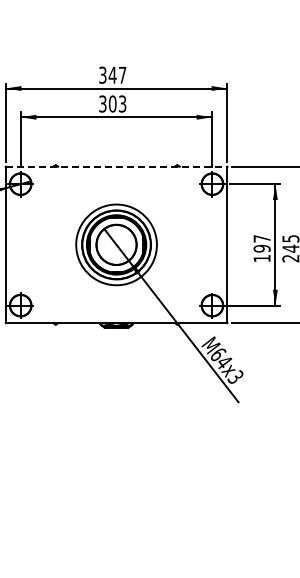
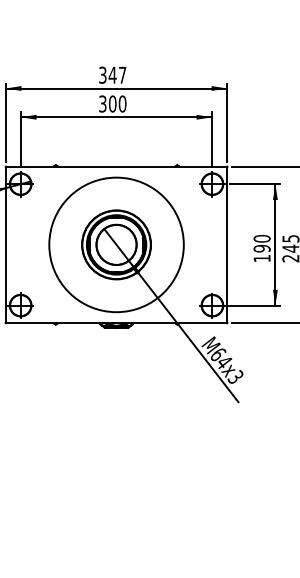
text: 303 -> 300 (122, 103)
line: dashed -> solid (116, 166)
text: 197 -> 190 (261, 238)
circle diameter: 81 px -> 135 px (116, 244)
